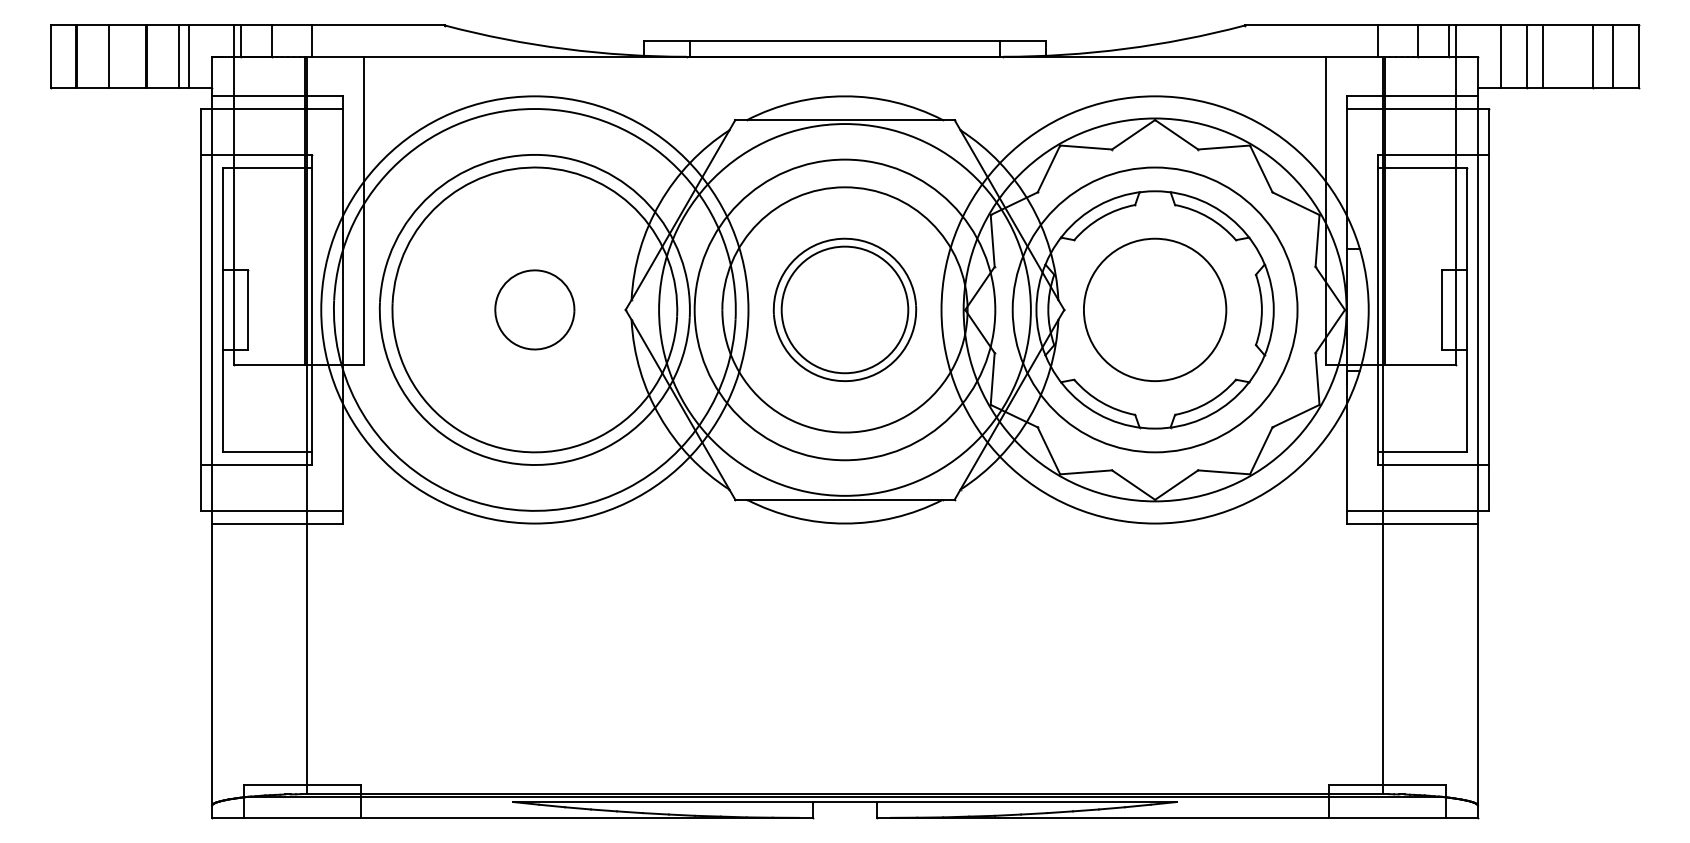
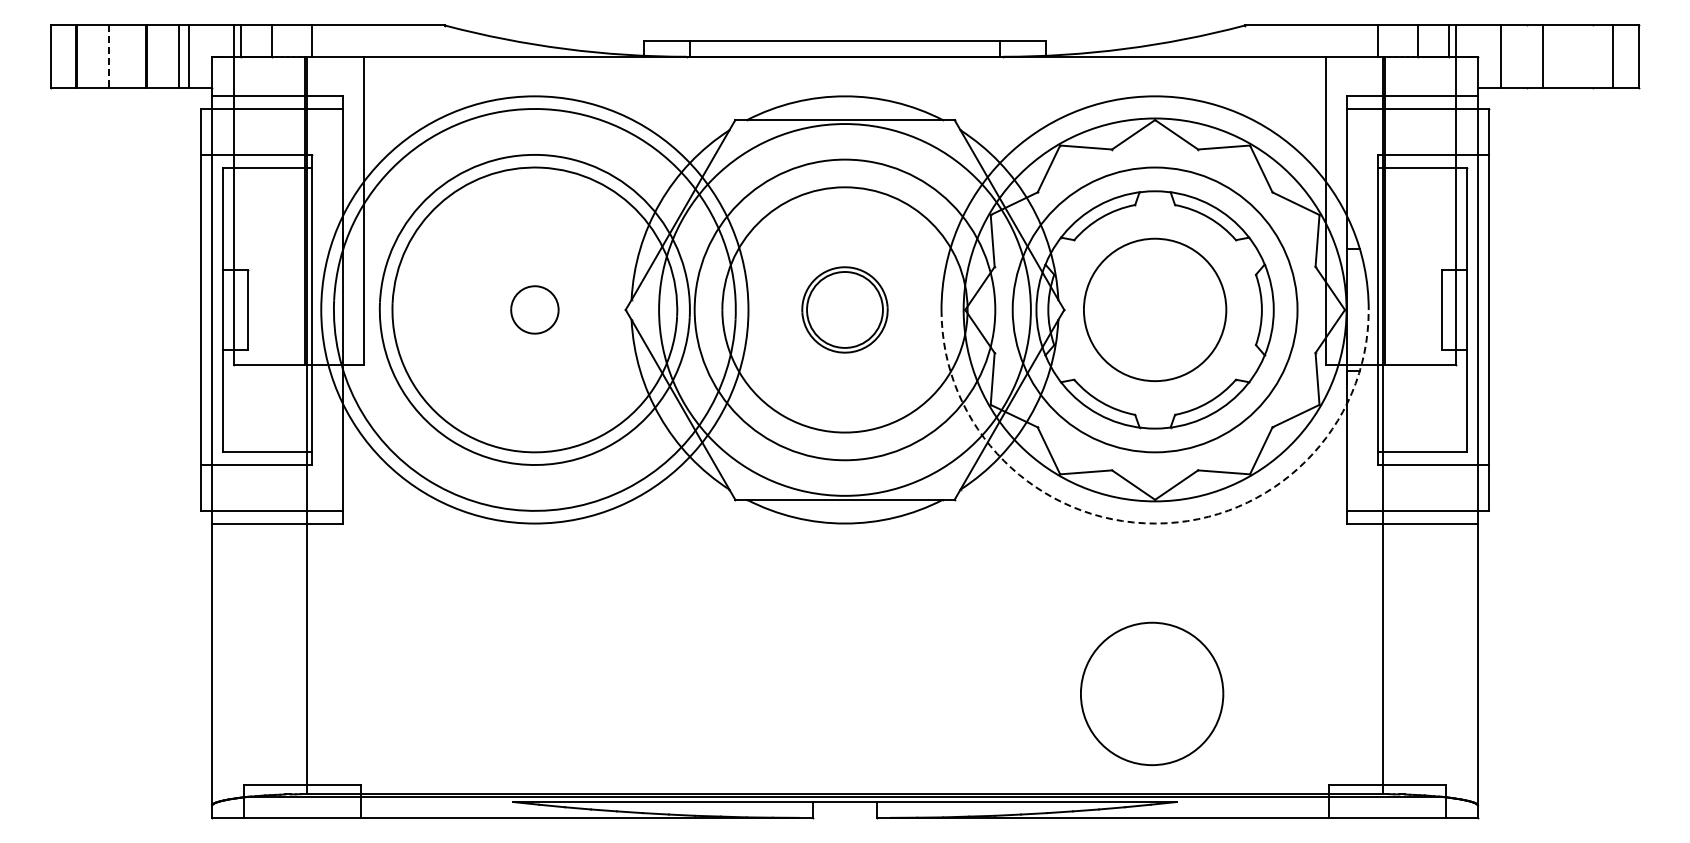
line: solid -> dashed (109, 56)
line: present -> none (1526, 56)
line: present -> none (1593, 56)
part size: 82x82 px -> 50x50 px (534, 309)
part size: 146x146 px -> 88x88 px (844, 309)
arc: solid -> dashed (1155, 523)
part: none -> present (1152, 693)
